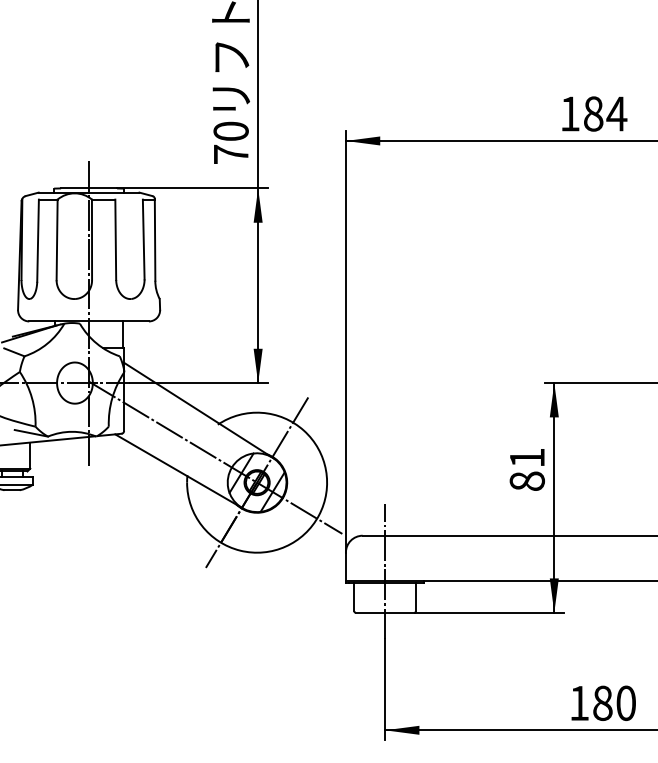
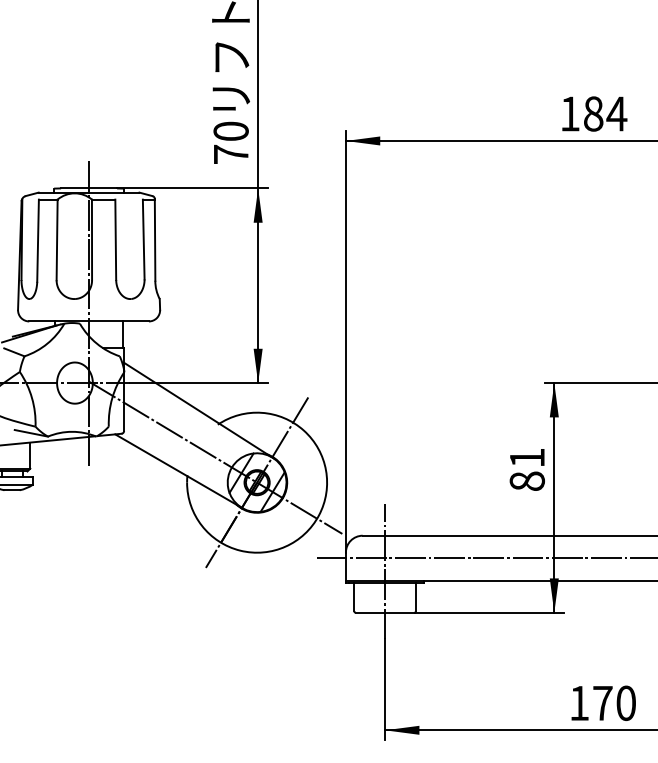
line: none -> present (485, 558)
text: 180 -> 170 (602, 702)
